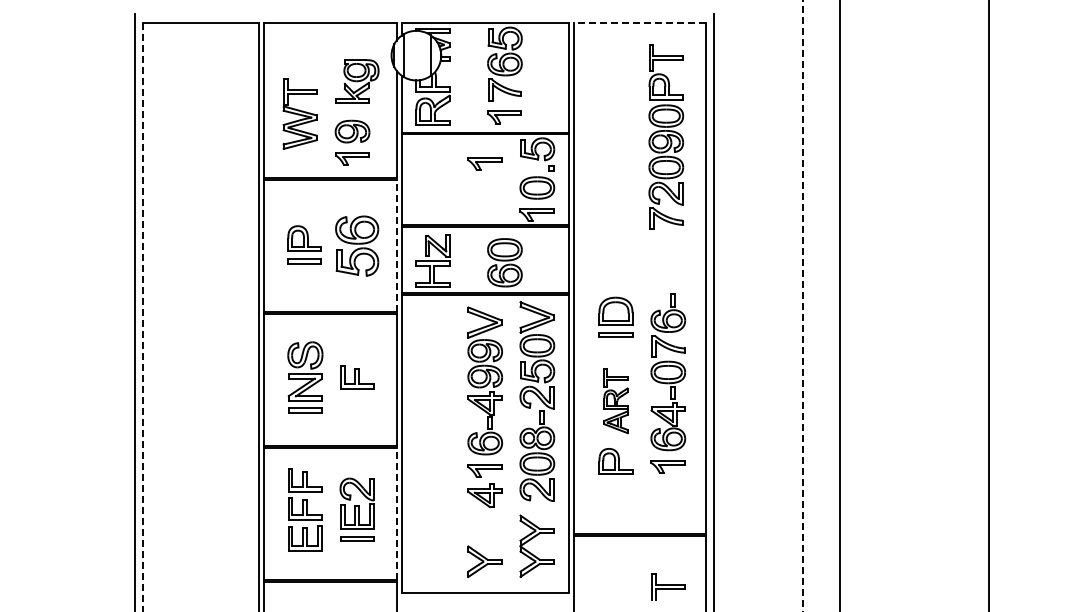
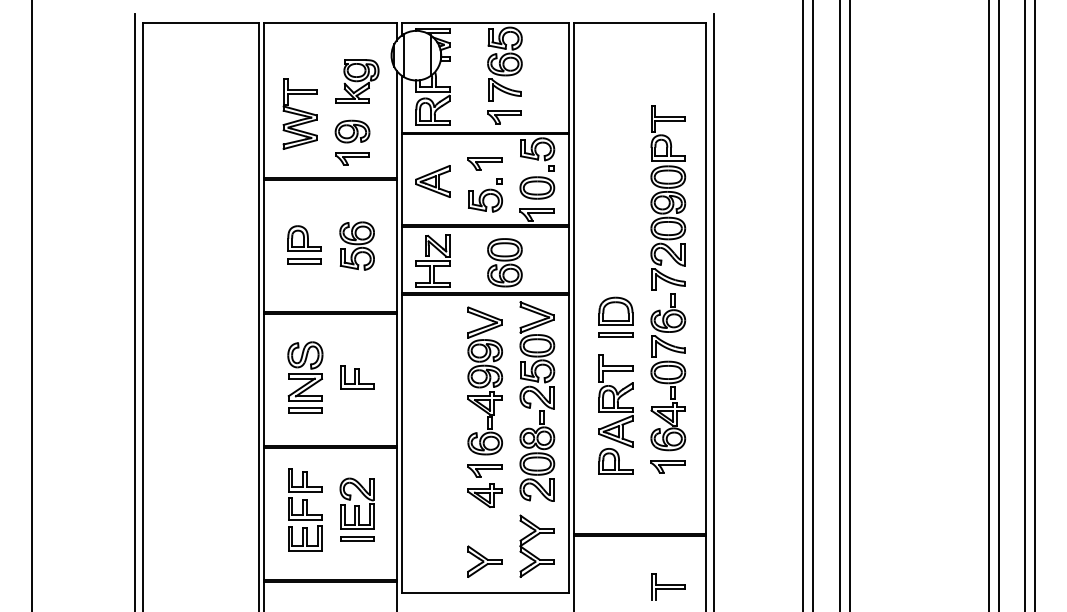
line: dashed -> solid (639, 22)
part position: (666, 136) -> (668, 197) (668, 197)
part: none -> present (432, 181)
part: none -> present (485, 195)
part size: 45x62 px -> 36x50 px (356, 245)
line: dashed -> solid (396, 245)
line: none -> present (32, 305)
line: dashed -> solid (803, 305)
line: none -> present (813, 305)
line: none -> present (849, 305)
line: none -> present (998, 305)
line: none -> present (1025, 305)
line: none -> present (1034, 305)
line: dashed -> solid (143, 317)
part size: 26x67 px -> 36x94 px (615, 400)
line: dashed -> solid (396, 513)
